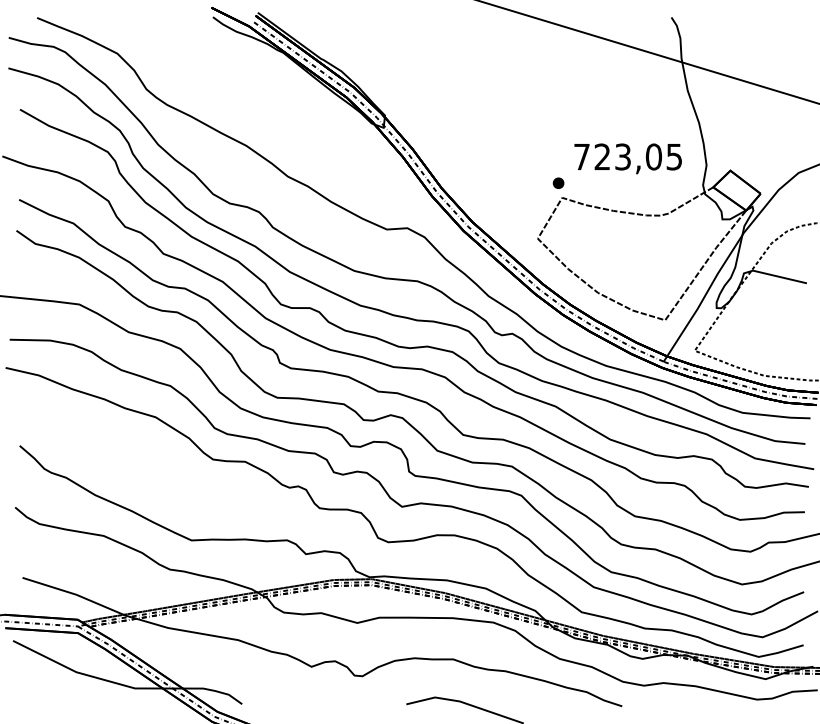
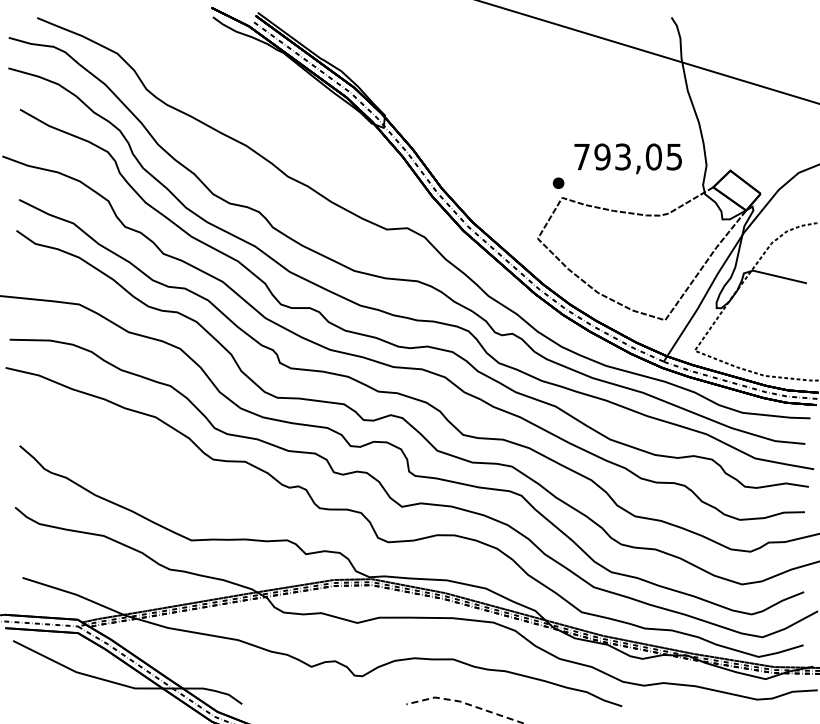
text: 723,05 -> 793,05 (602, 156)
line: solid -> dashed (464, 703)
